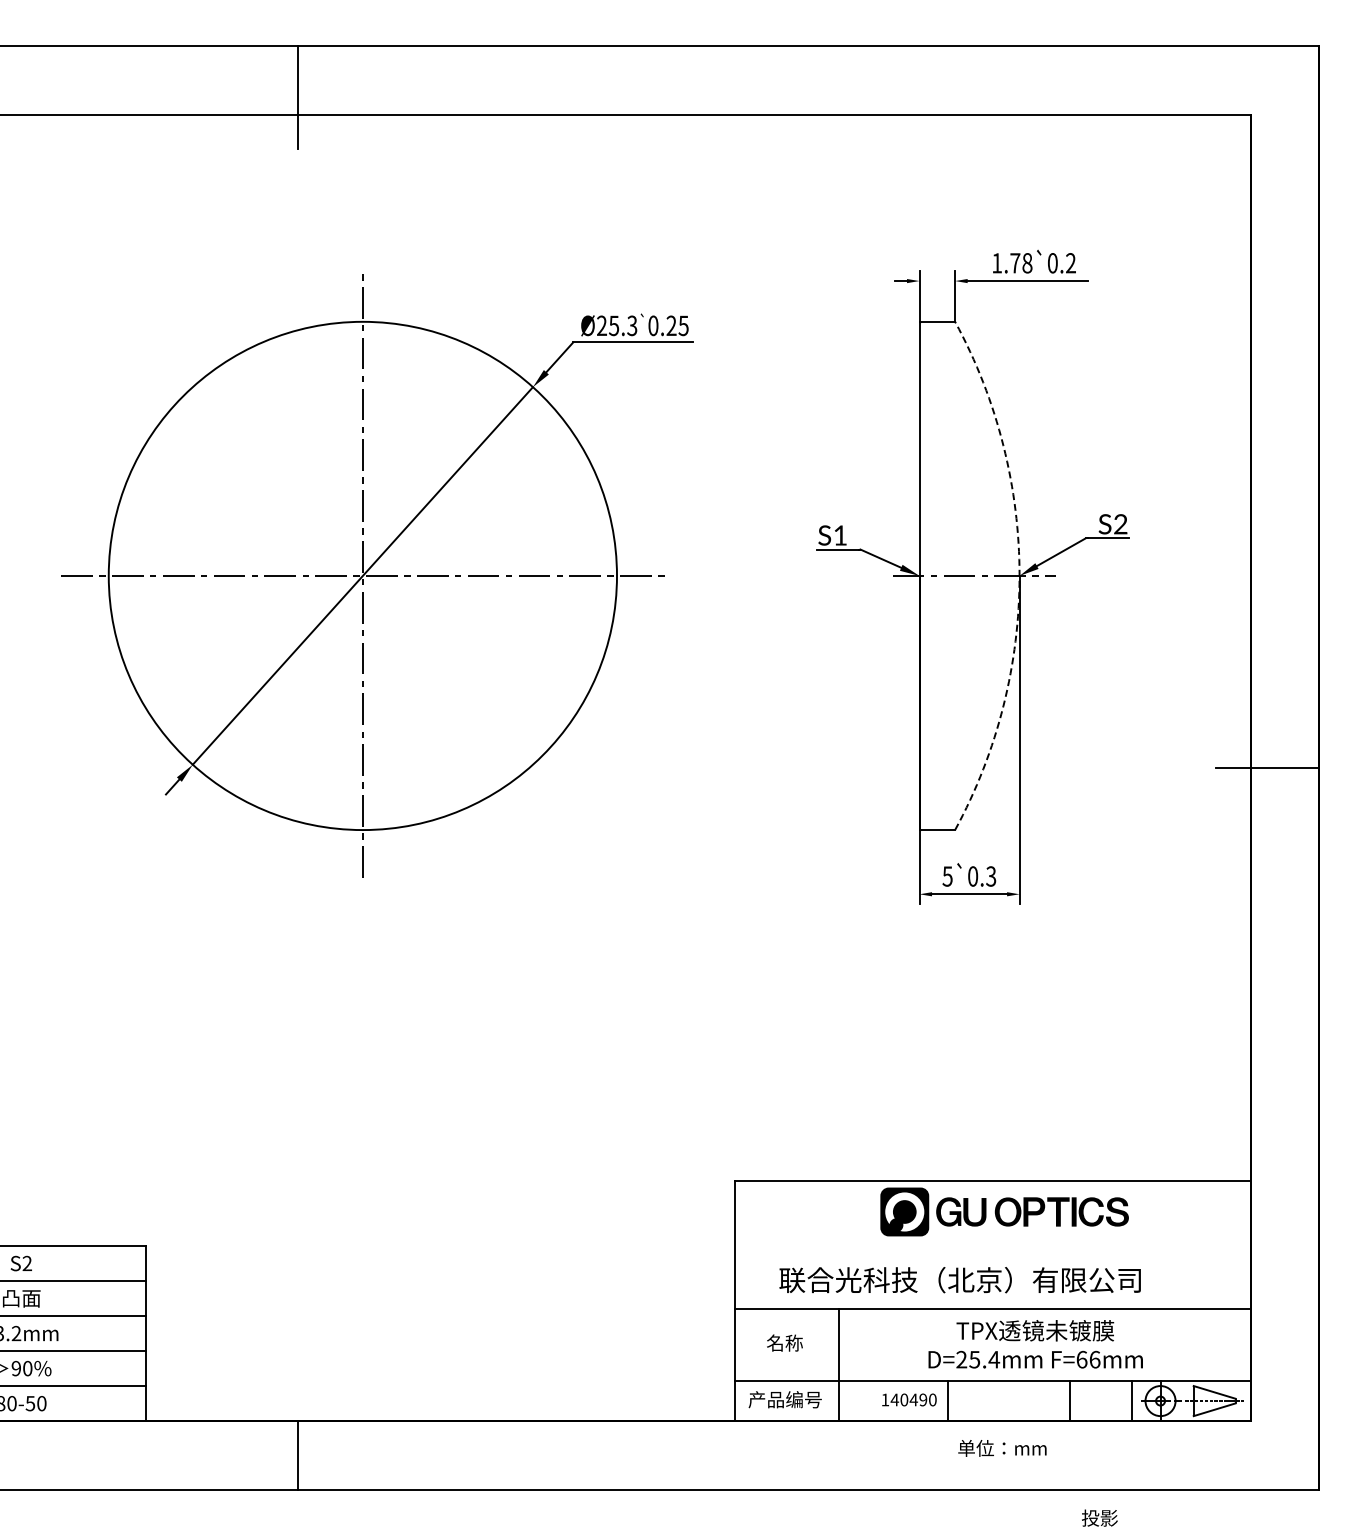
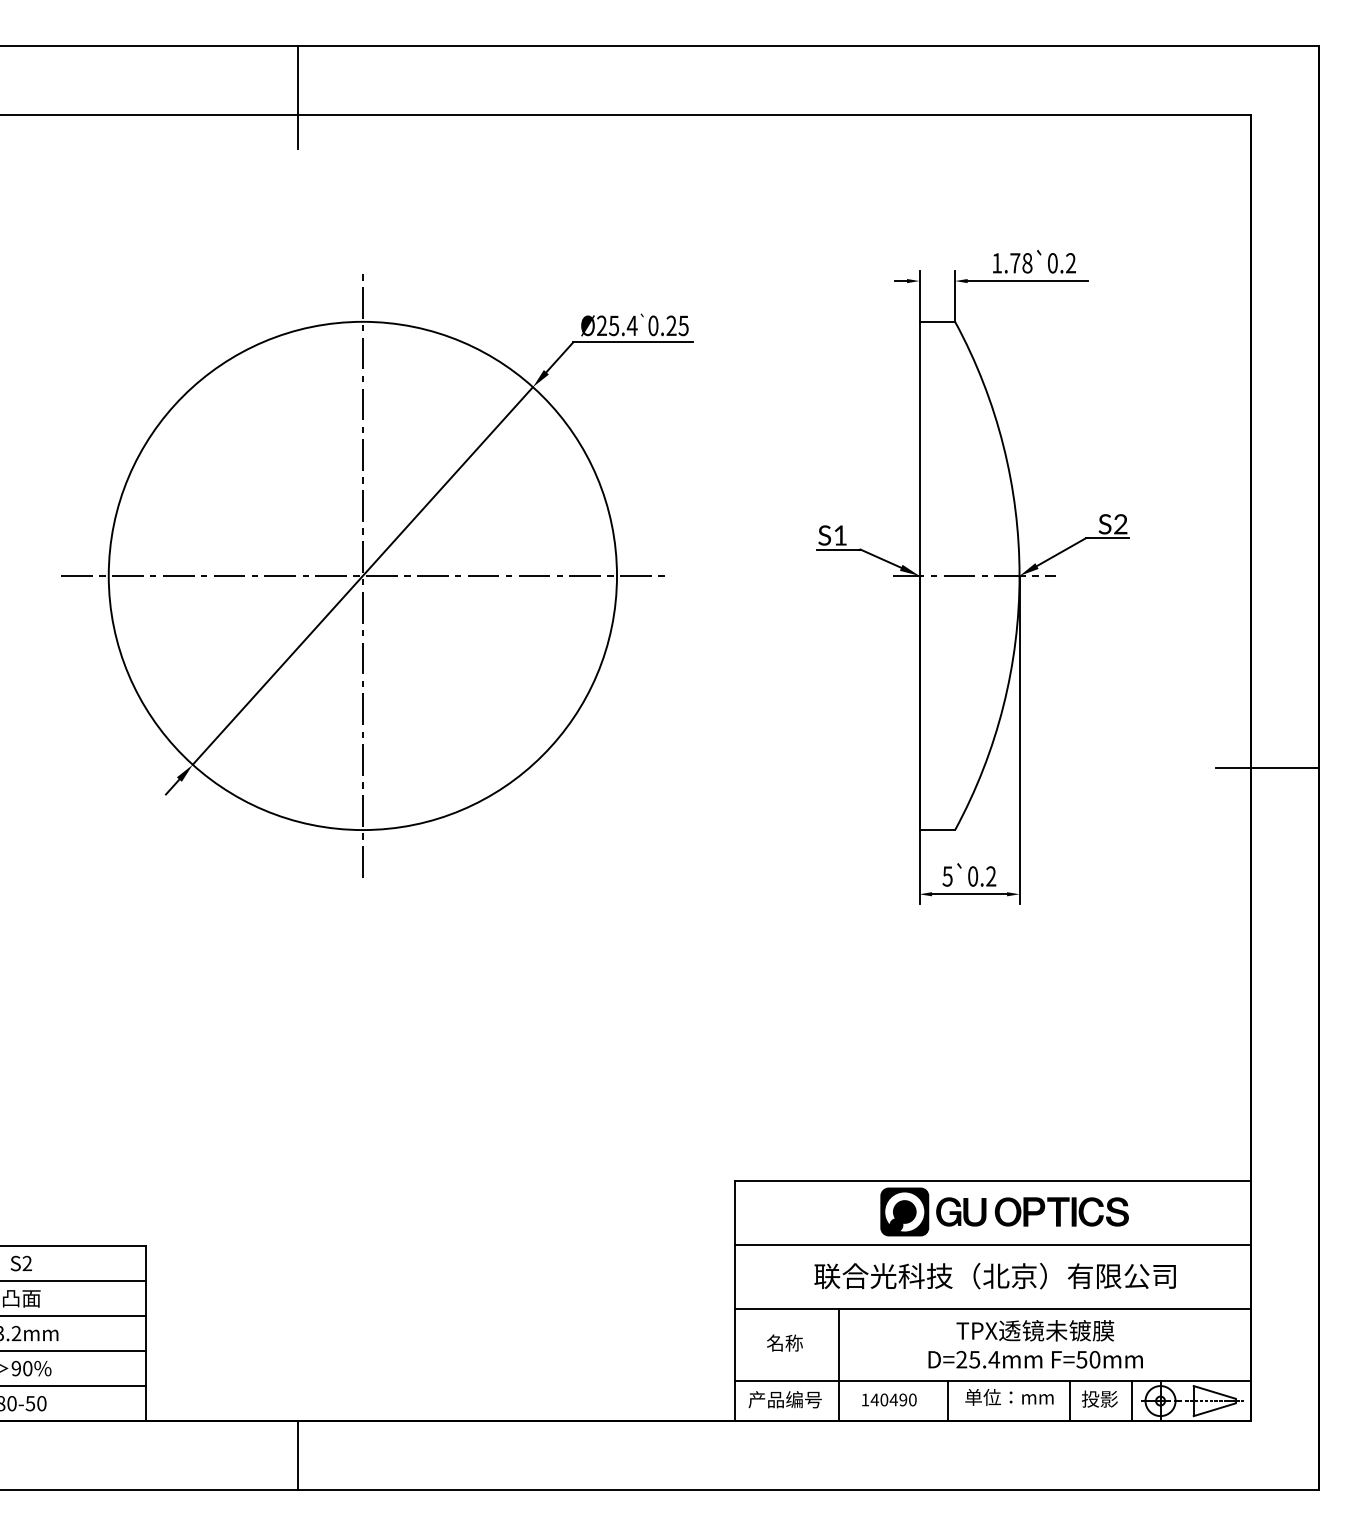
text: Ø25.3 -> Ø25.4 (631, 325)
arc: dashed -> solid (1019, 575)
text: 5`0.3 -> 5`0.2 (991, 876)
line: none -> present (992, 1244)
text position: (959, 1280) -> (994, 1276) (994, 1276)
text: F=66mm -> F=50mm (1088, 1359)
text position: (909, 1399) -> (889, 1399) (889, 1399)
text position: (1002, 1448) -> (1009, 1397) (1009, 1397)
text position: (1099, 1517) -> (1099, 1398) (1099, 1398)
